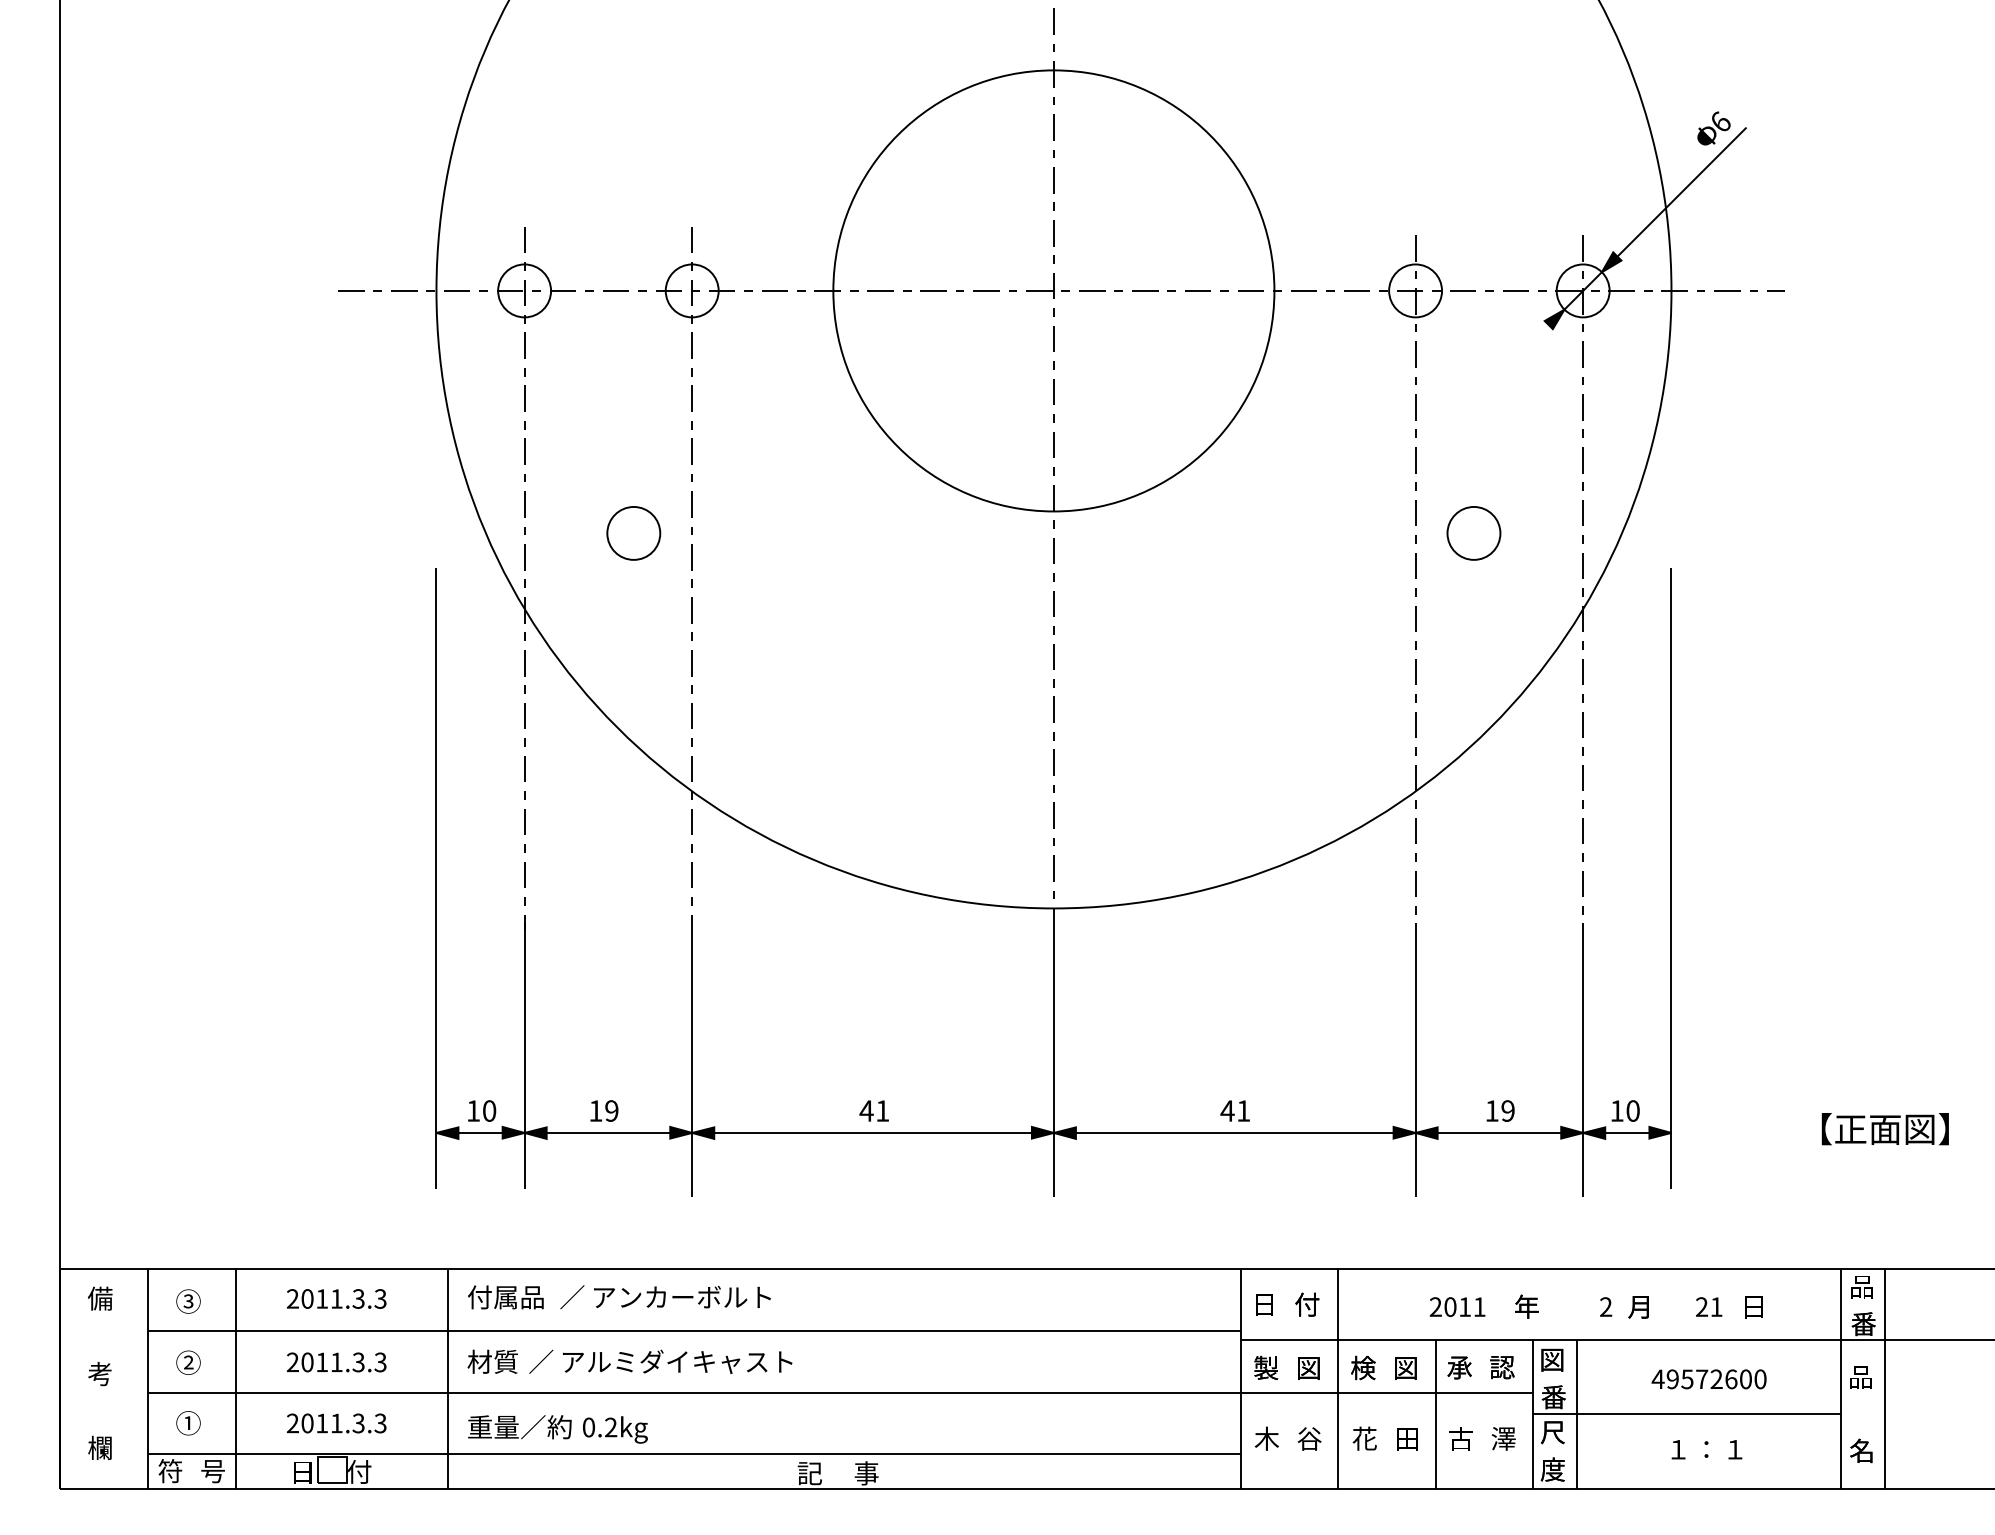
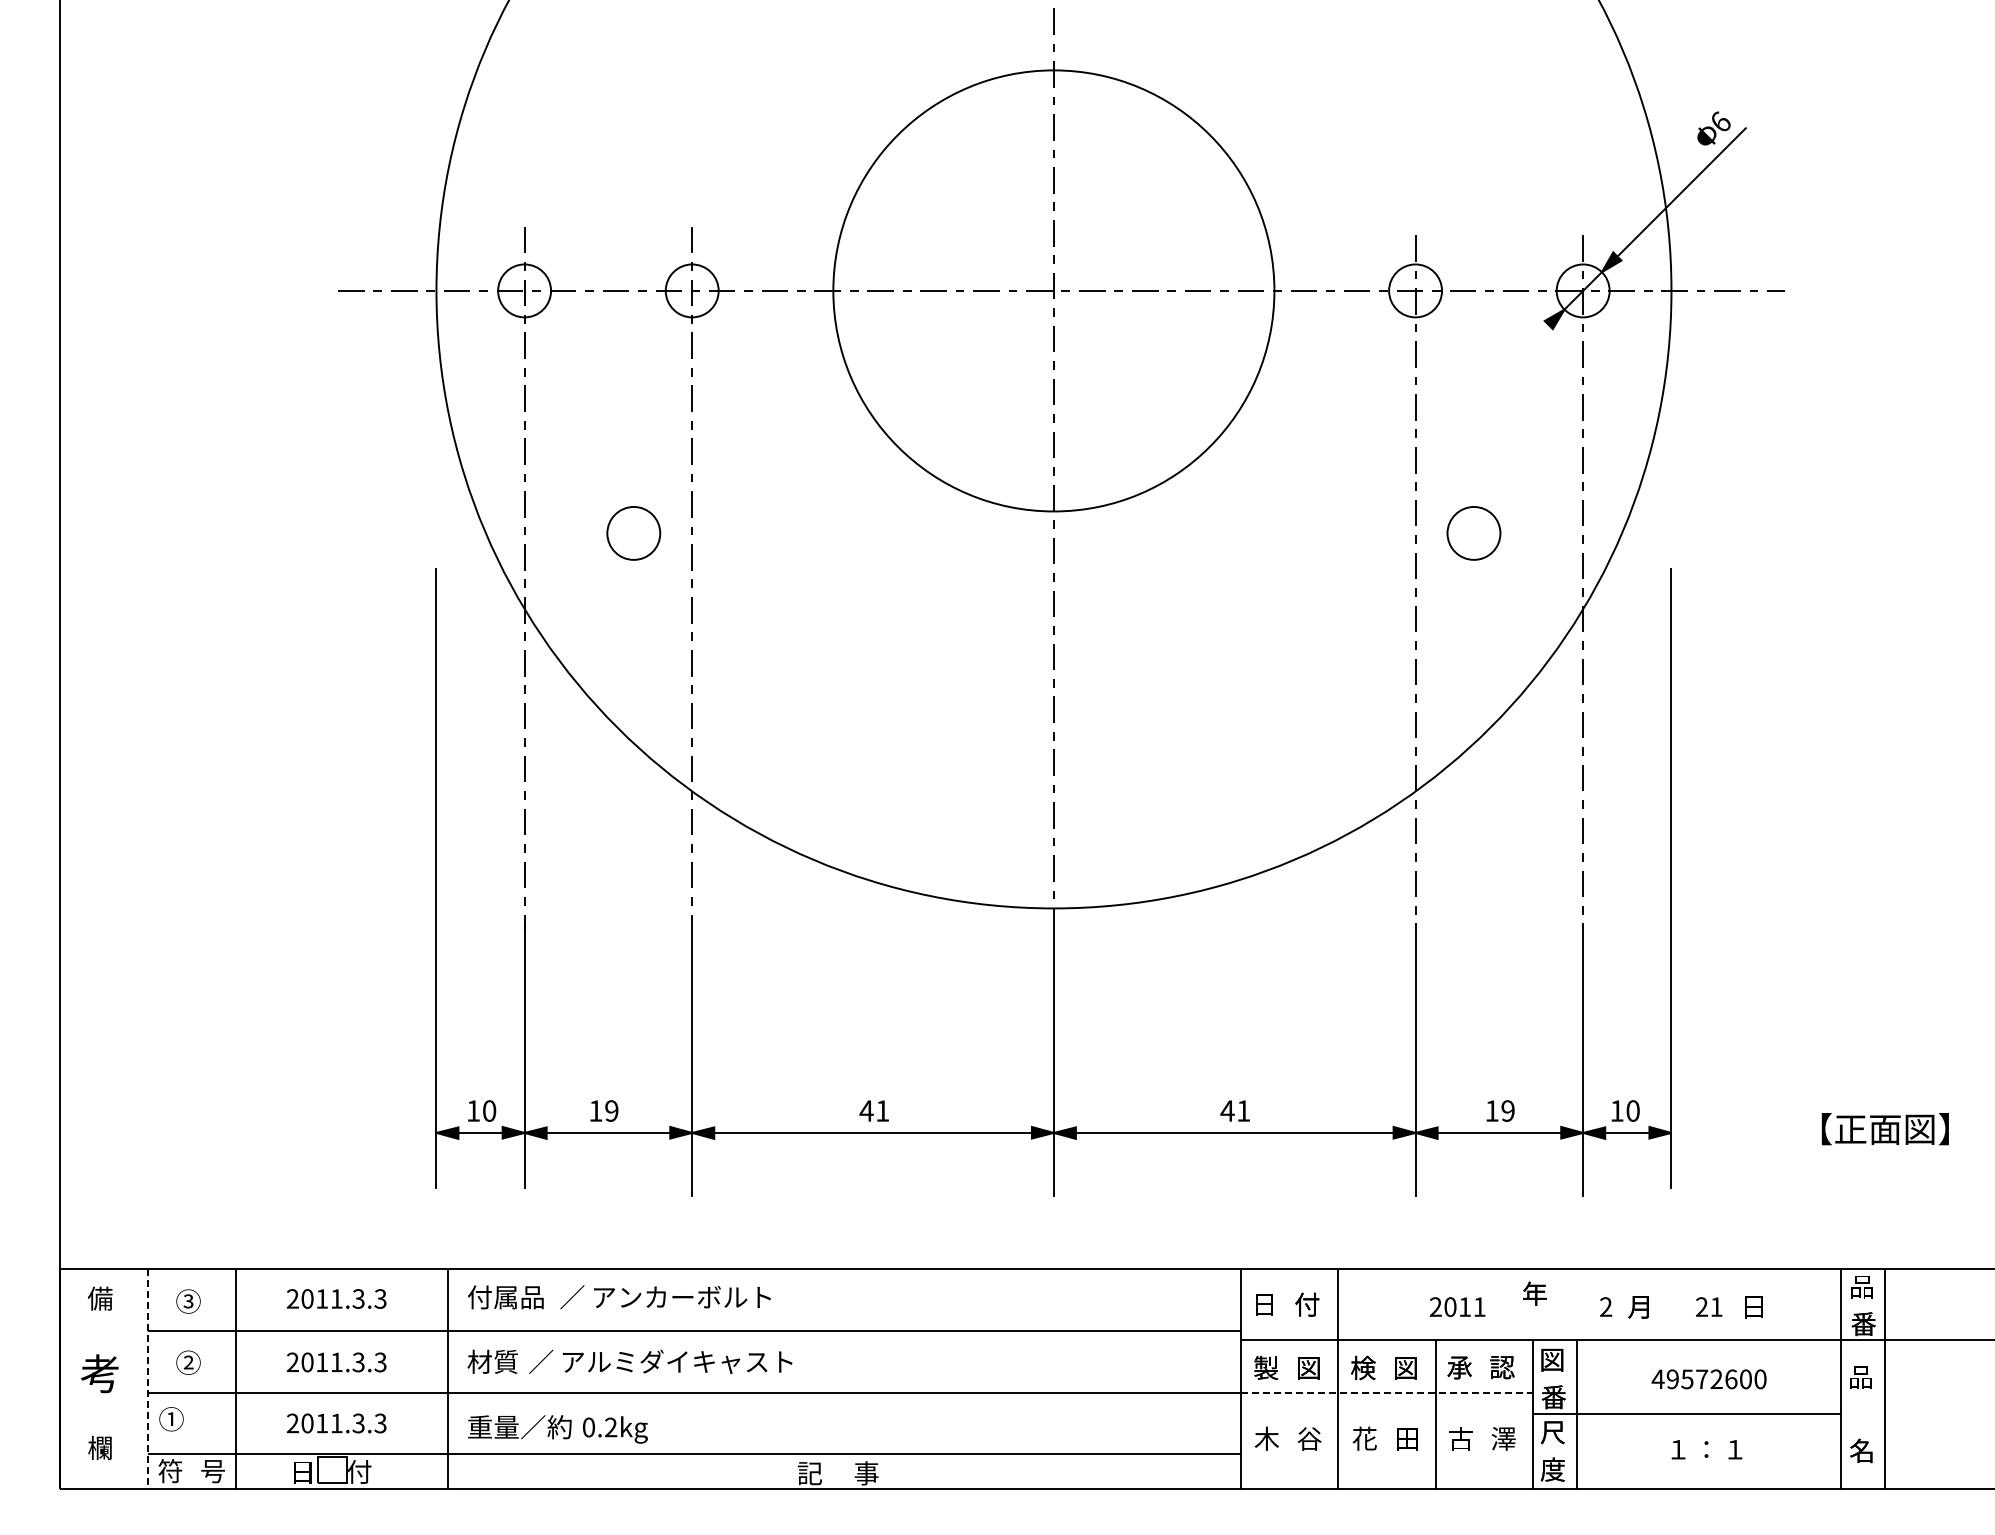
text position: (1526, 1306) -> (1534, 1293) (1534, 1293)
part size: 24x25 px -> 39x40 px (99, 1373)
line: solid -> dashed (147, 1379)
line: solid -> dashed (1387, 1392)
part position: (188, 1423) -> (171, 1419) (171, 1419)
